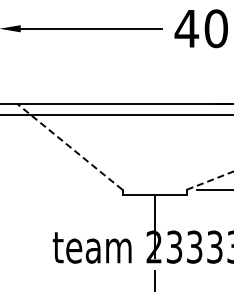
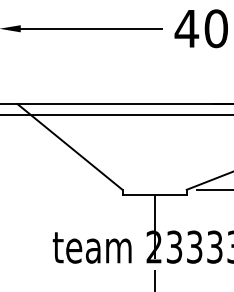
line: dashed -> solid (70, 146)
line: dashed -> solid (210, 180)
